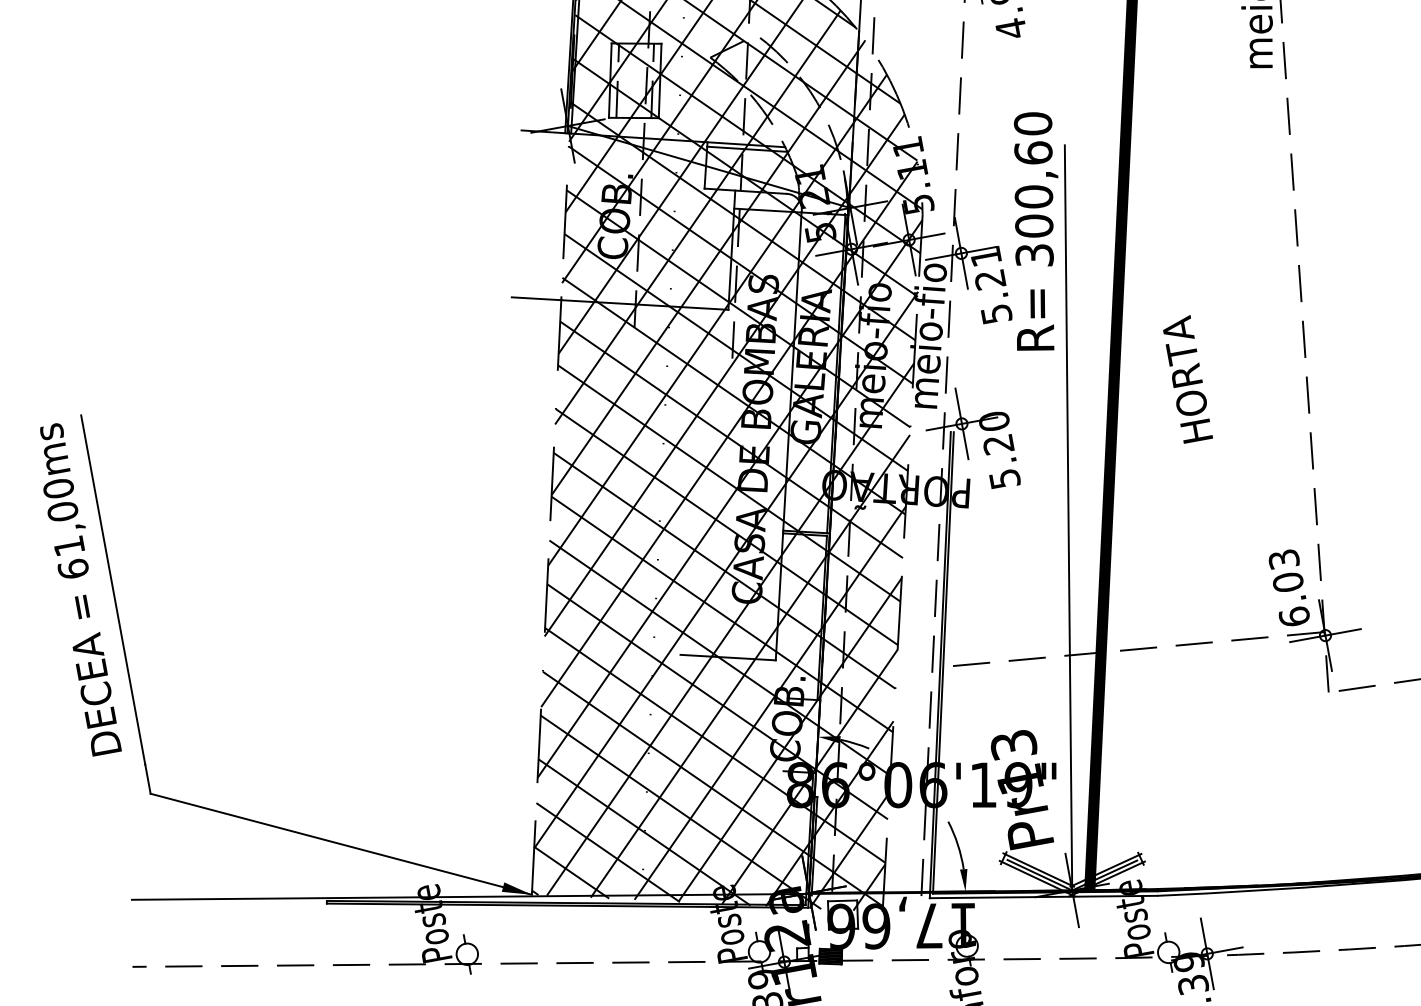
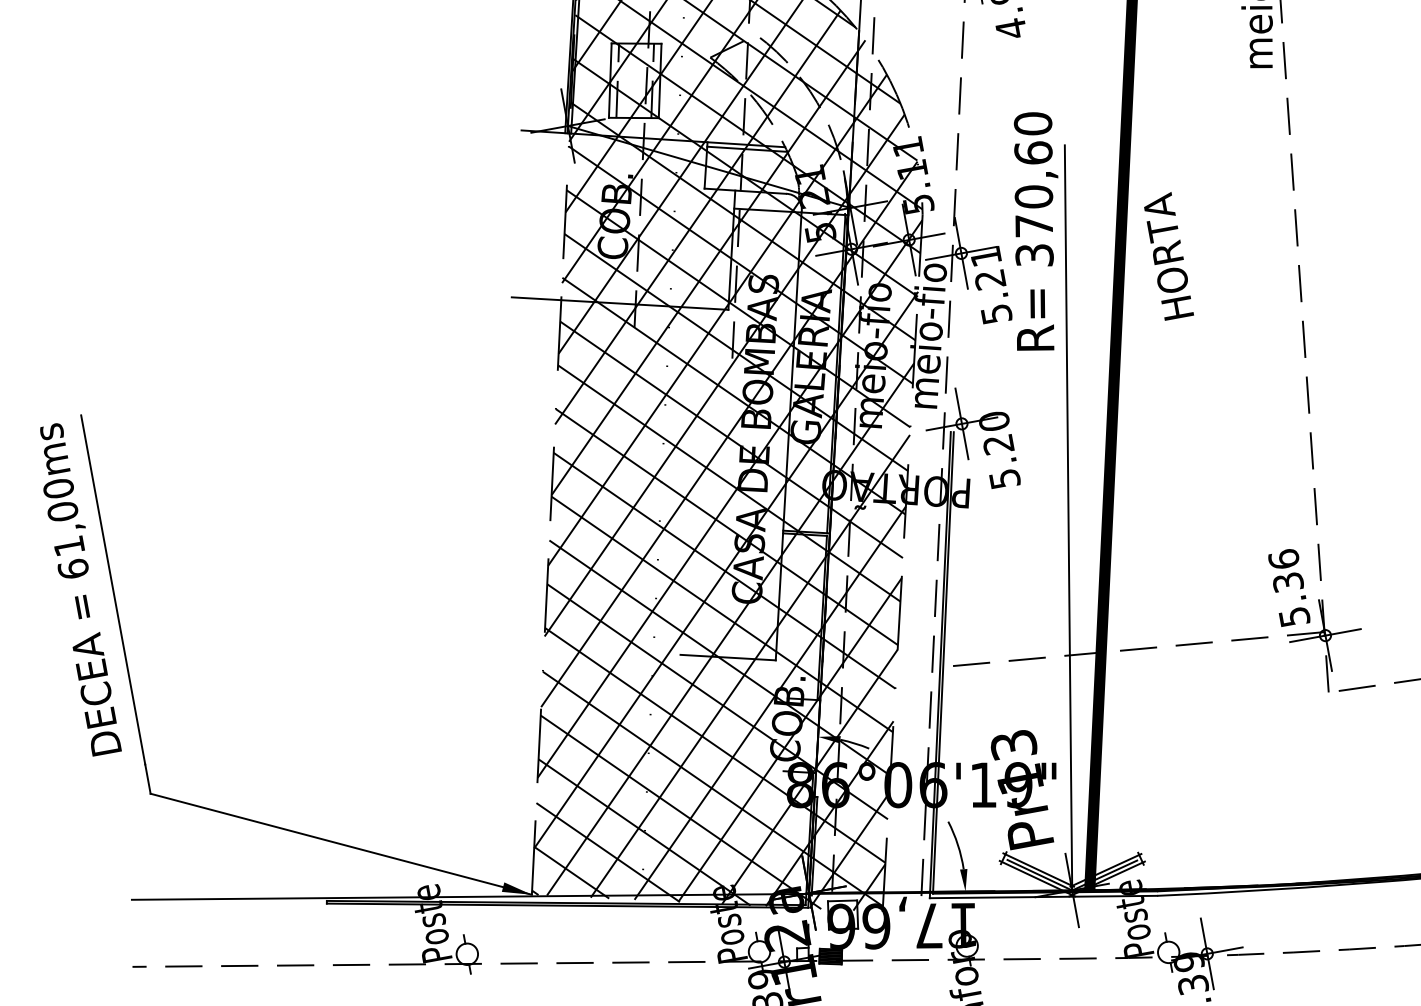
text: 300,60 -> 370,60 (1034, 225)
text position: (1187, 379) -> (1168, 256) (1168, 256)
text: 6.03 -> 5.36 (1289, 587)
